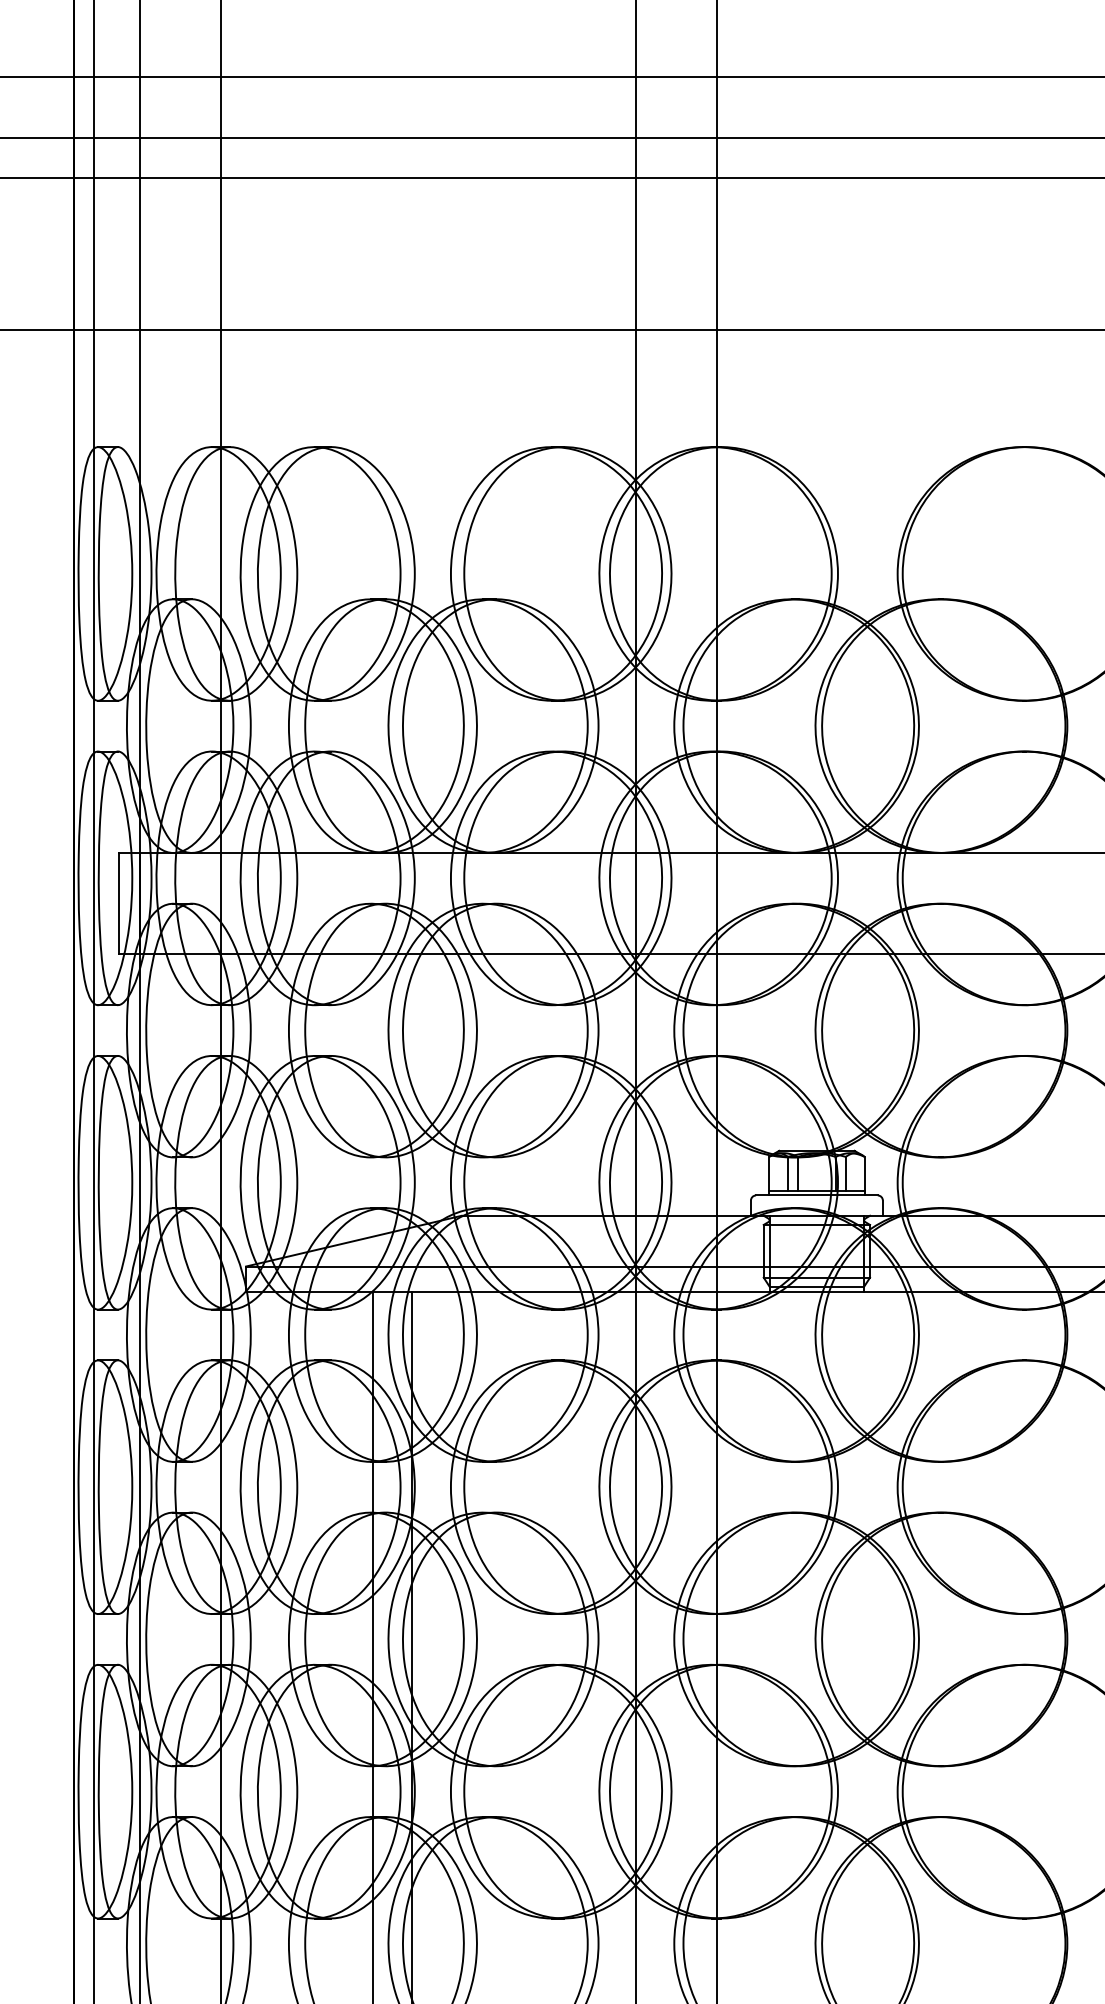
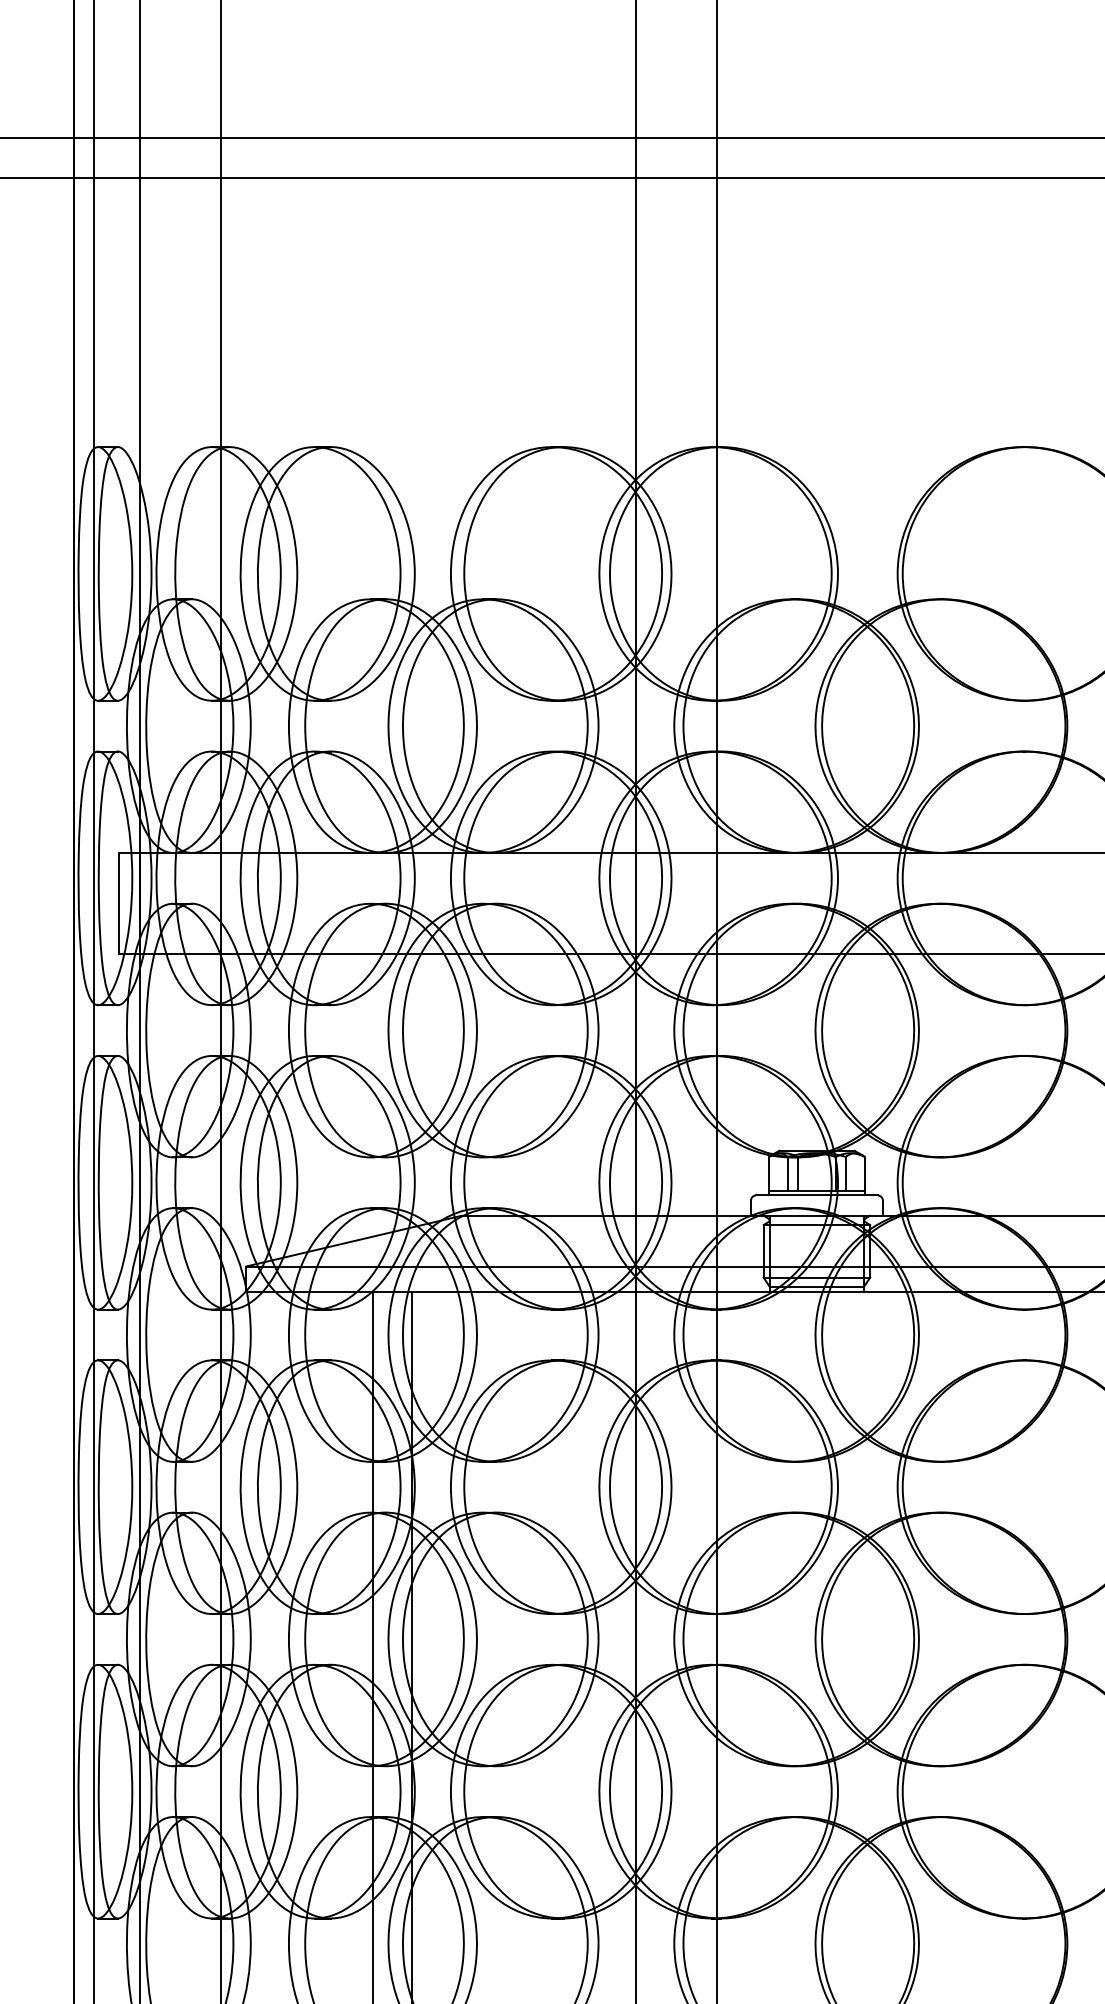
line: present -> none (551, 76)
line: present -> none (551, 330)
